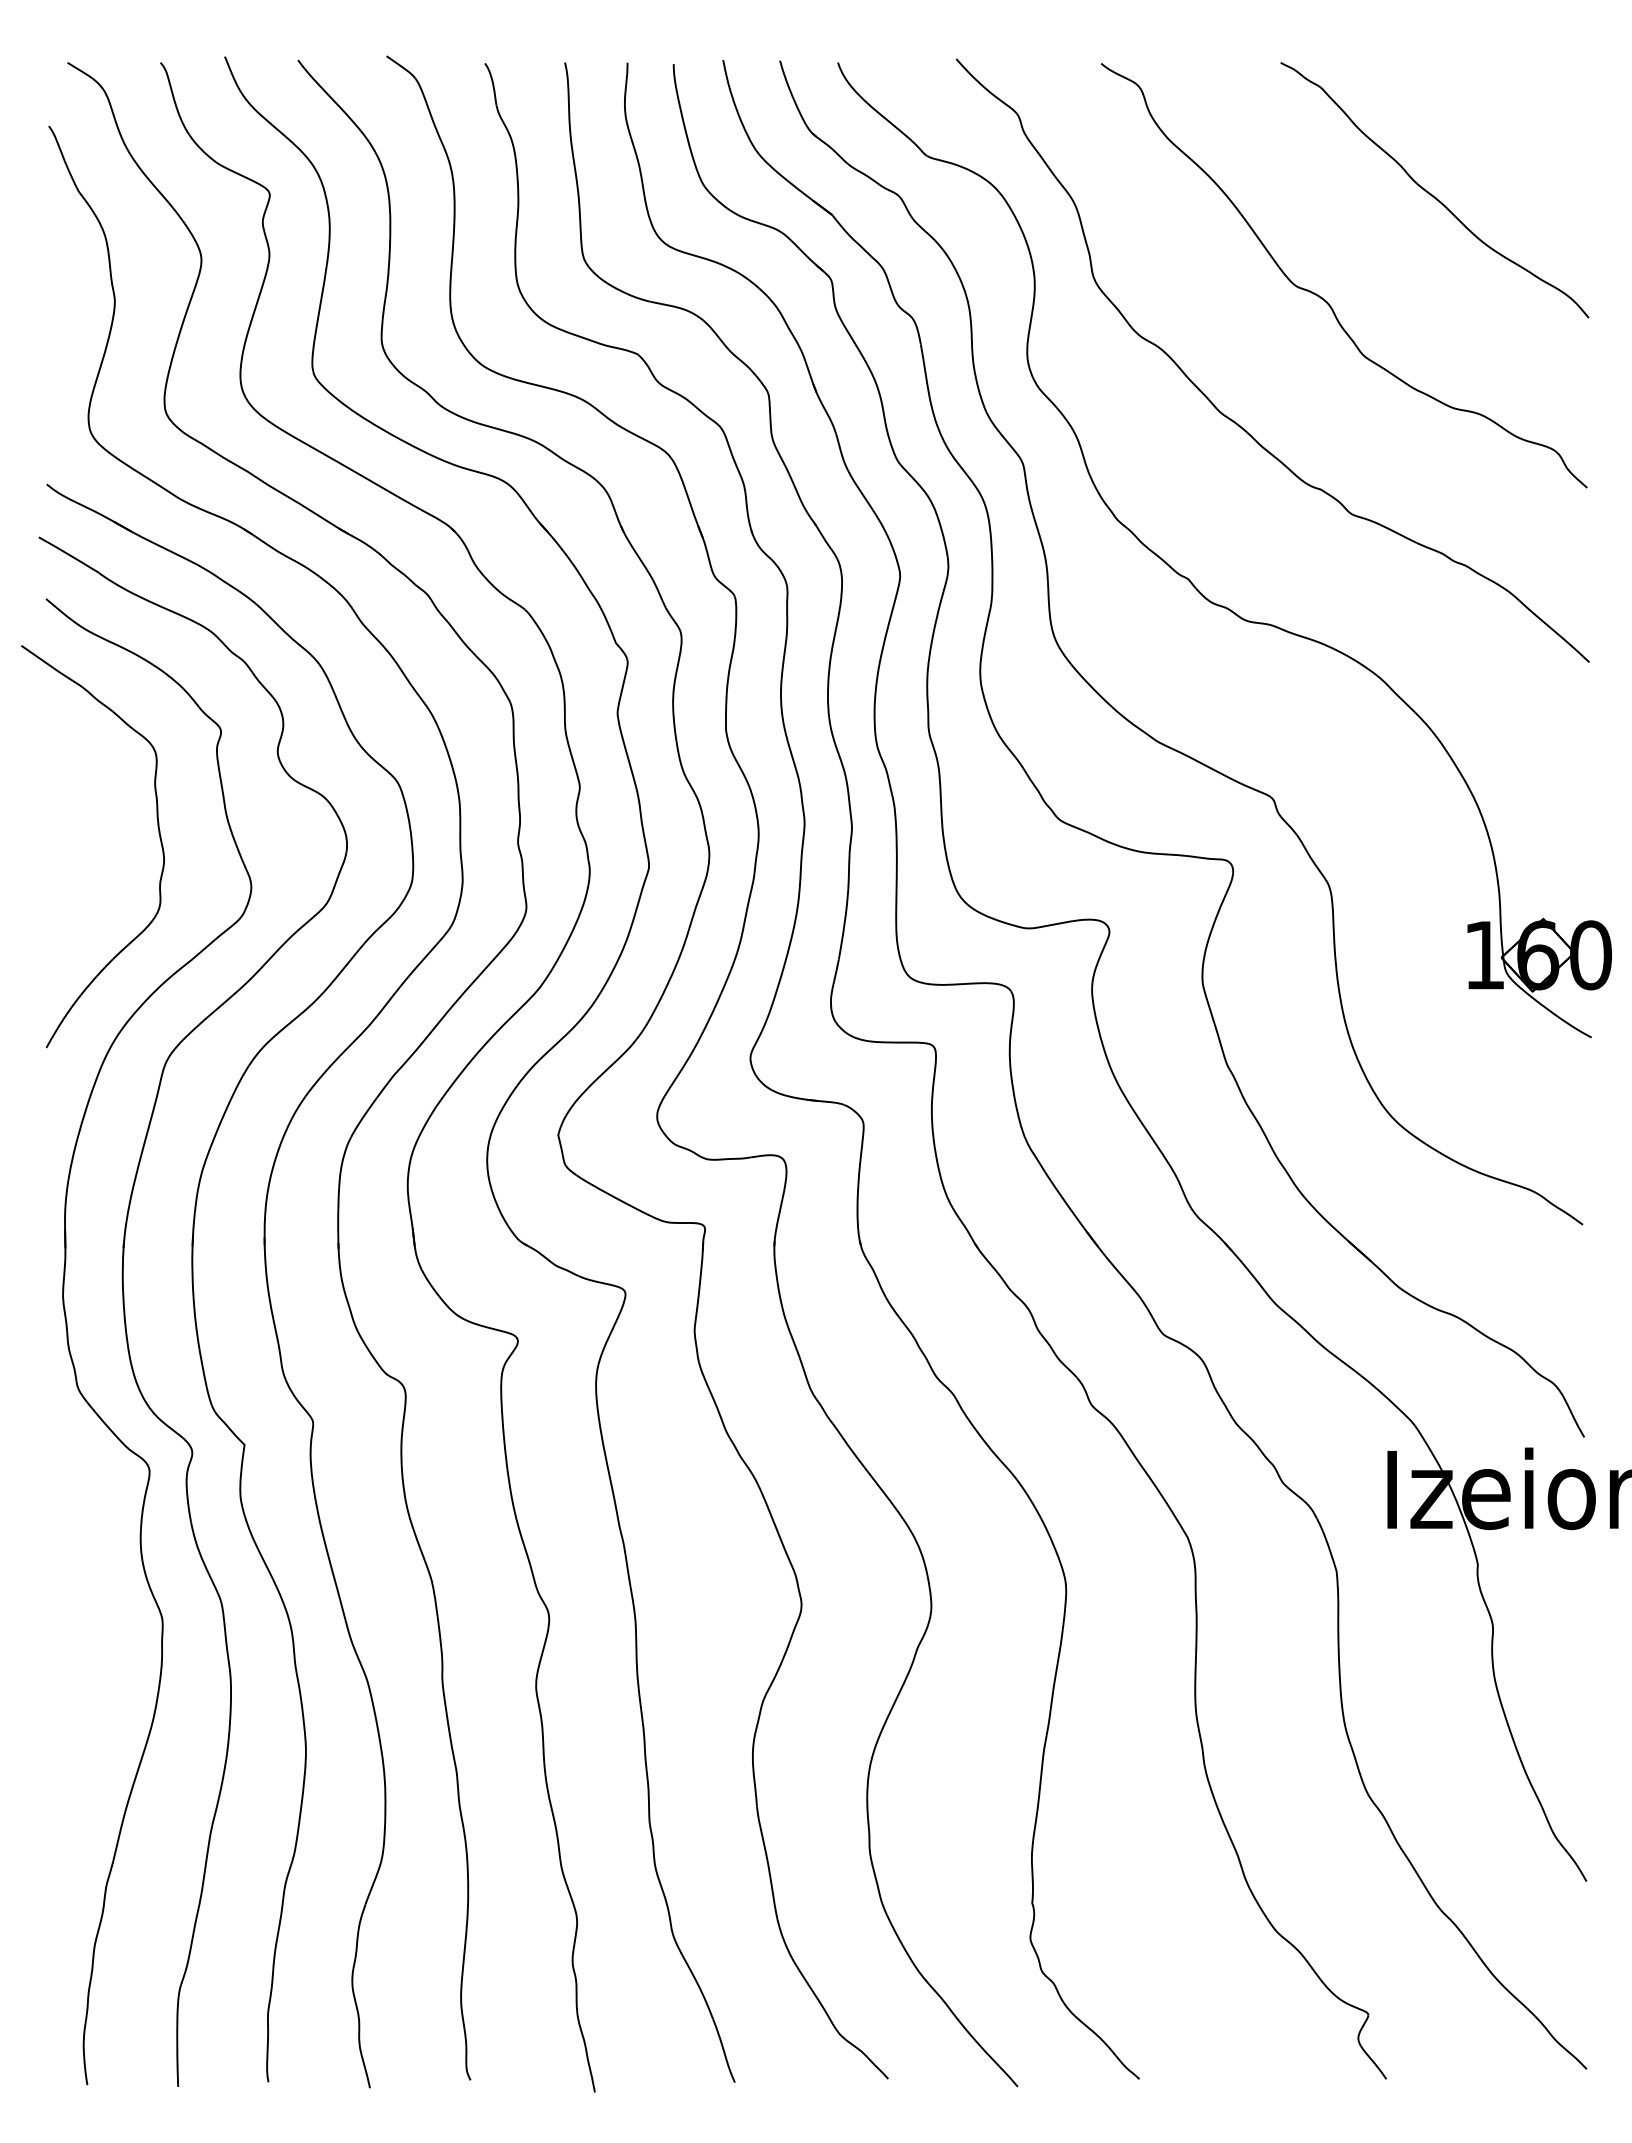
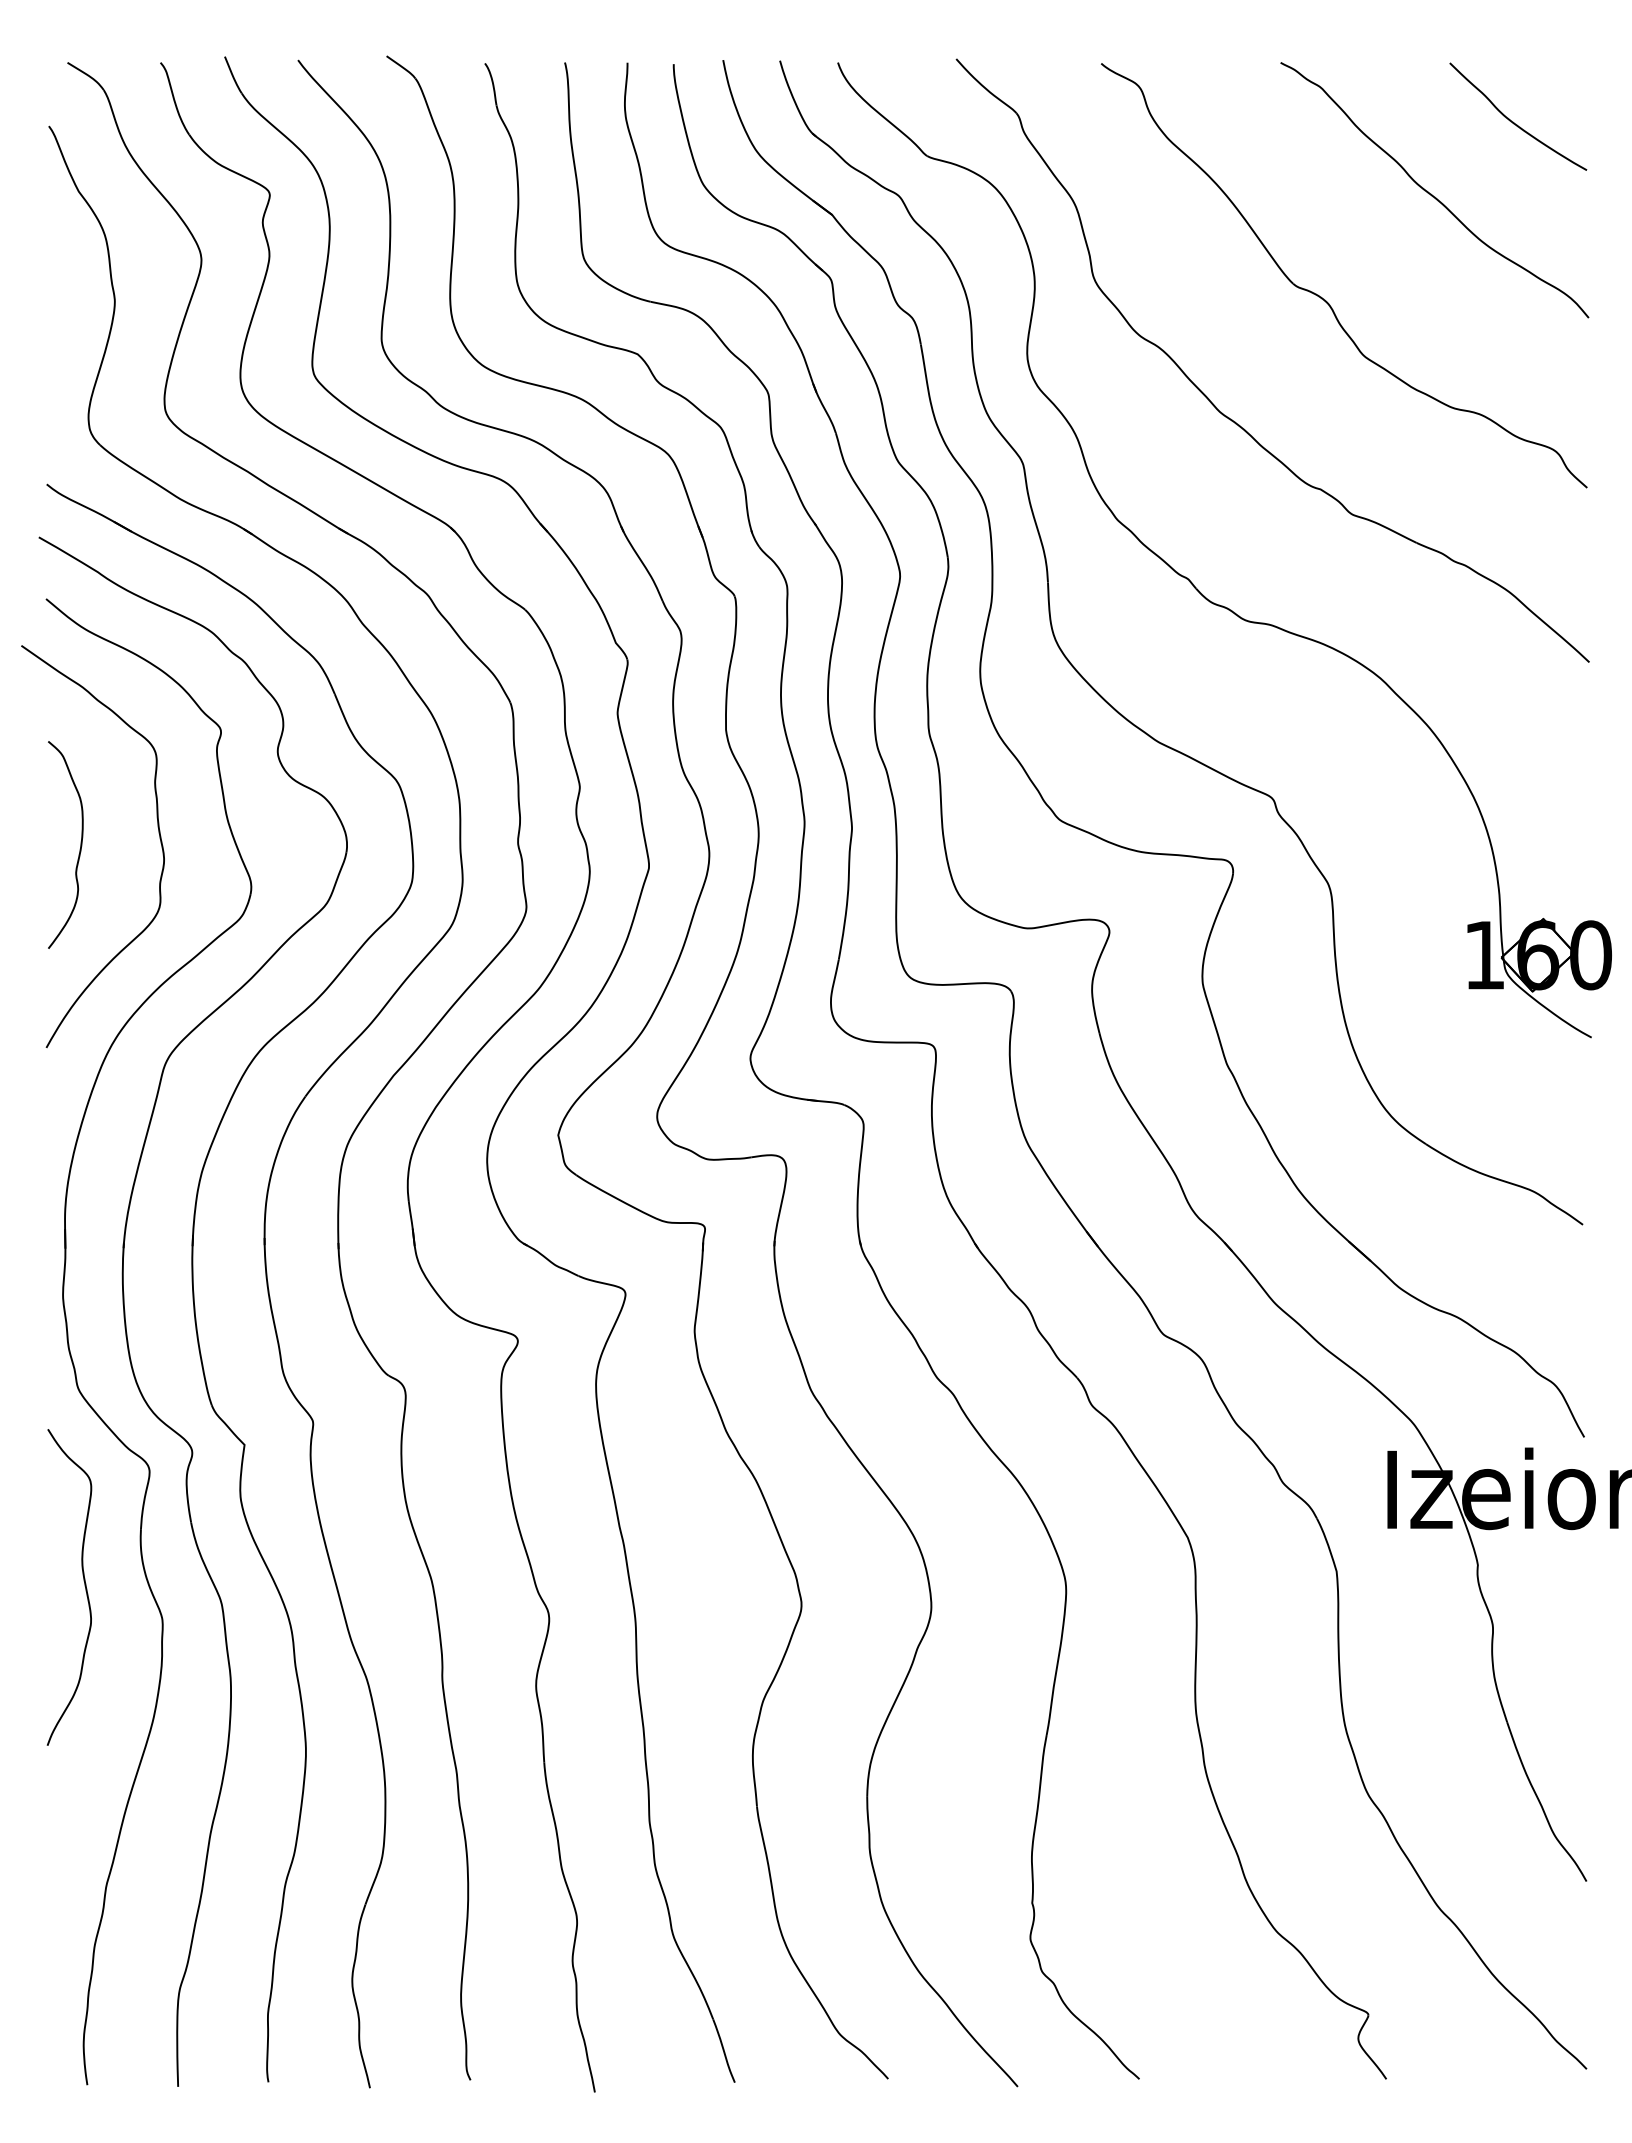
curve: none -> present (1513, 121)
curve: none -> present (79, 849)
curve: none -> present (84, 1586)
